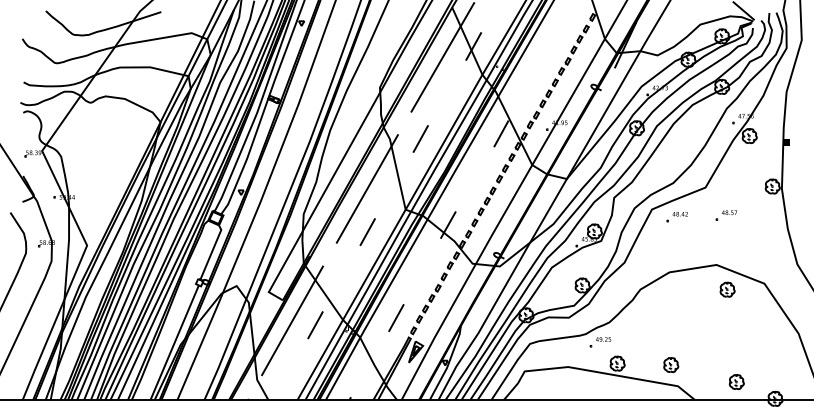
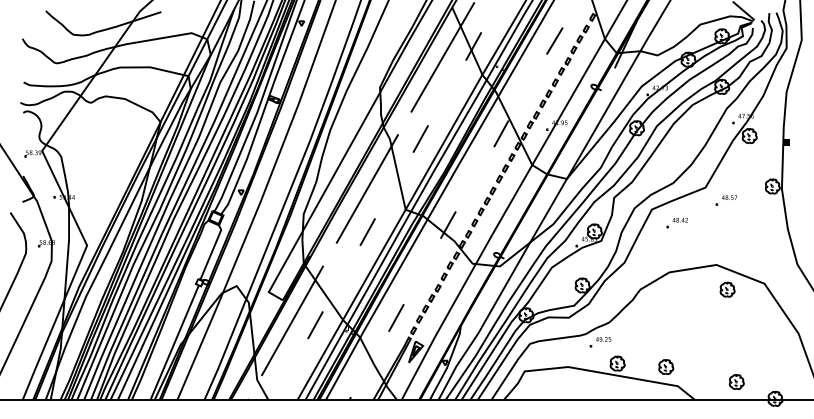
line: none -> present (554, 40)
part position: (725, 215) -> (725, 200) (725, 200)
part position: (676, 217) -> (676, 223) (676, 223)
part position: (671, 364) -> (666, 366) (666, 366)
